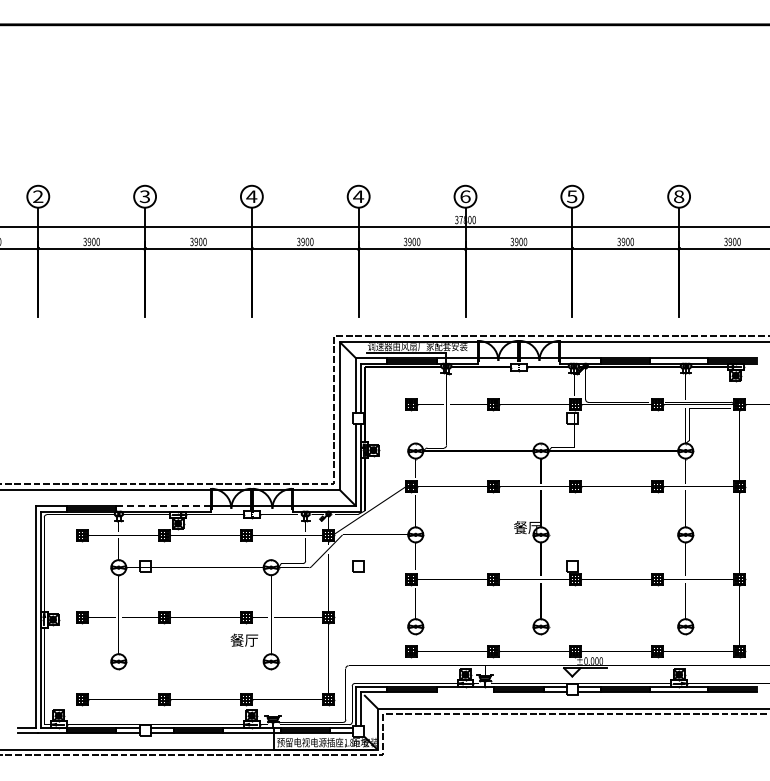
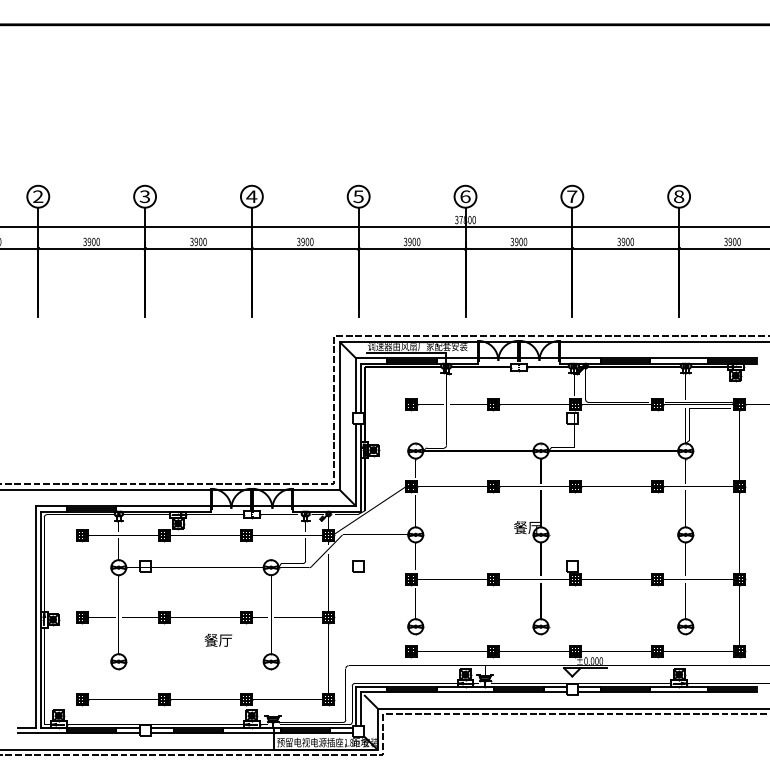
text: 4 -> 5 (358, 196)
text: 5 -> 7 (572, 196)
line: dashed -> solid (163, 506)
text position: (244, 639) -> (218, 639) (218, 639)
line: none -> present (465, 692)
